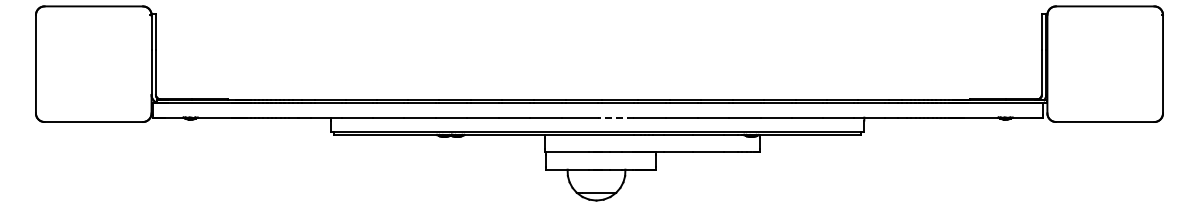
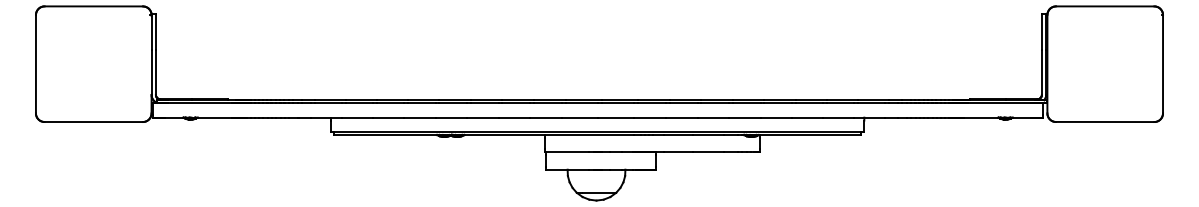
line: dashed -> solid (615, 117)
